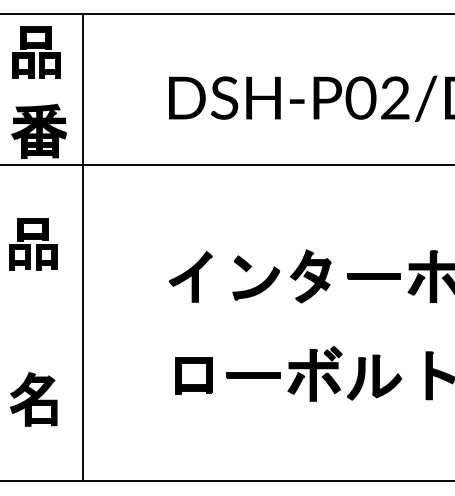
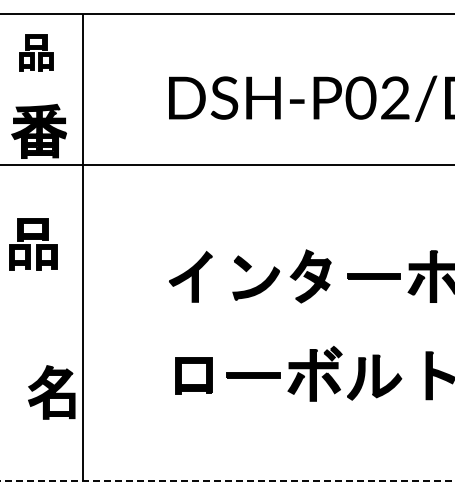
part size: 49x53 px -> 35x38 px (36, 52)
part position: (33, 399) -> (51, 392) (51, 392)
line: solid -> dashed (227, 480)
